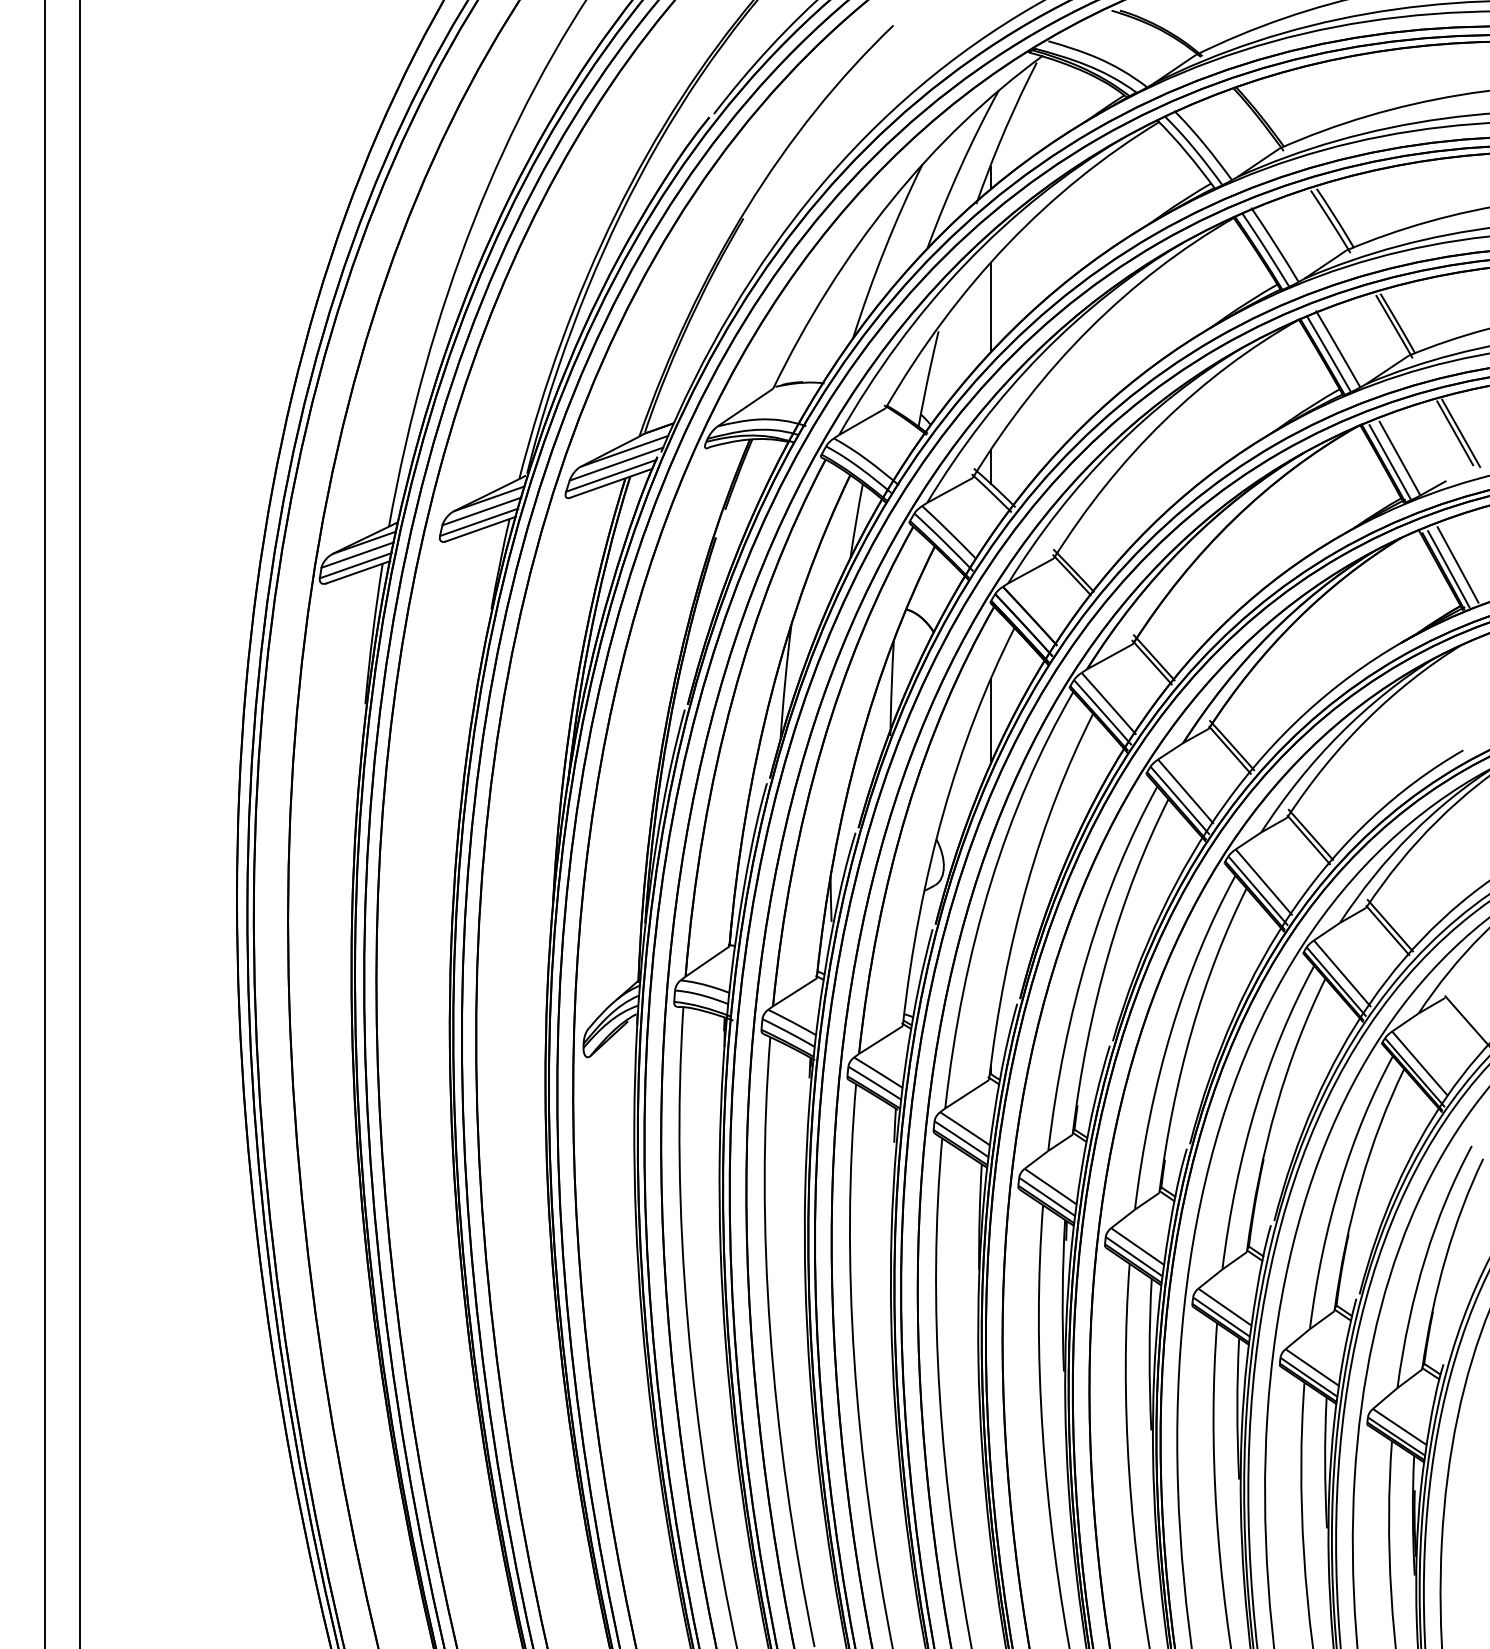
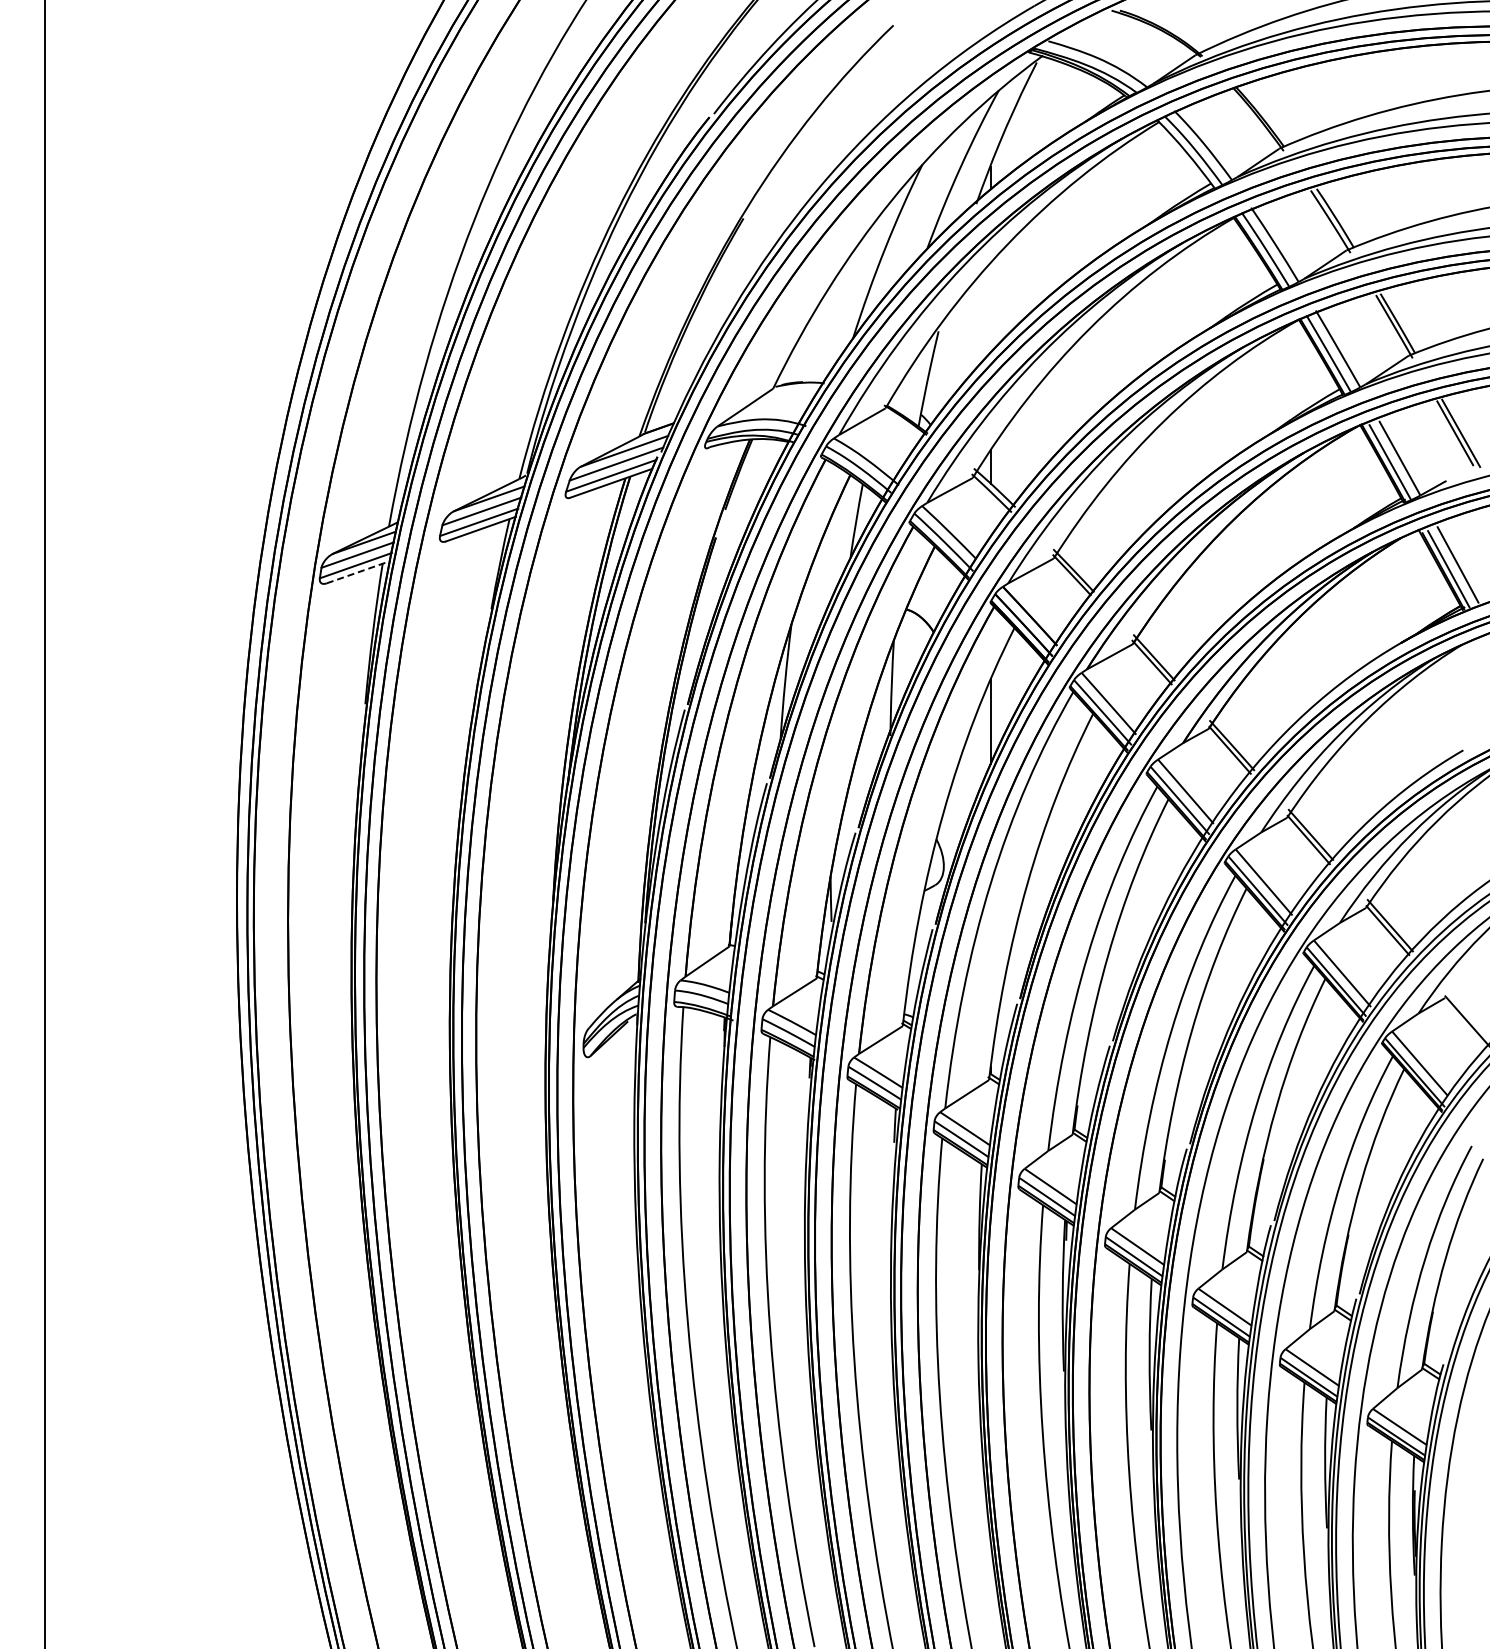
line: present -> none (990, 307)
line: solid -> dashed (358, 572)
line: present -> none (79, 823)
